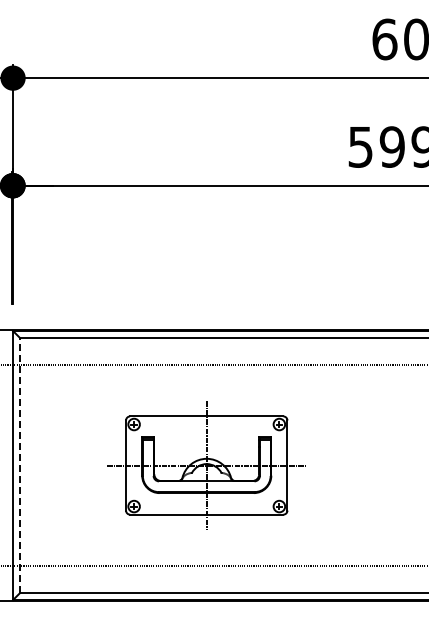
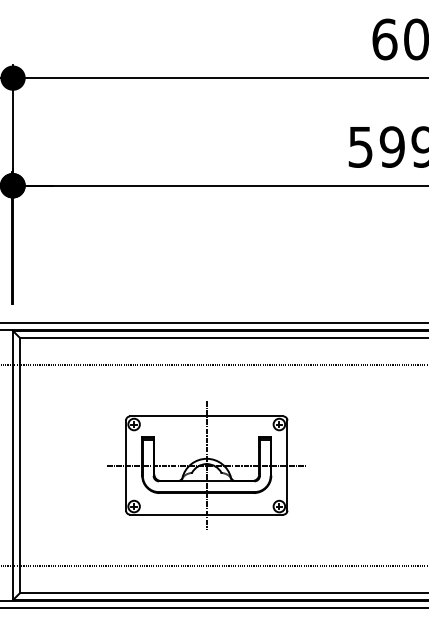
line: none -> present (213, 322)
line: dashed -> solid (19, 465)
line: none -> present (213, 608)
